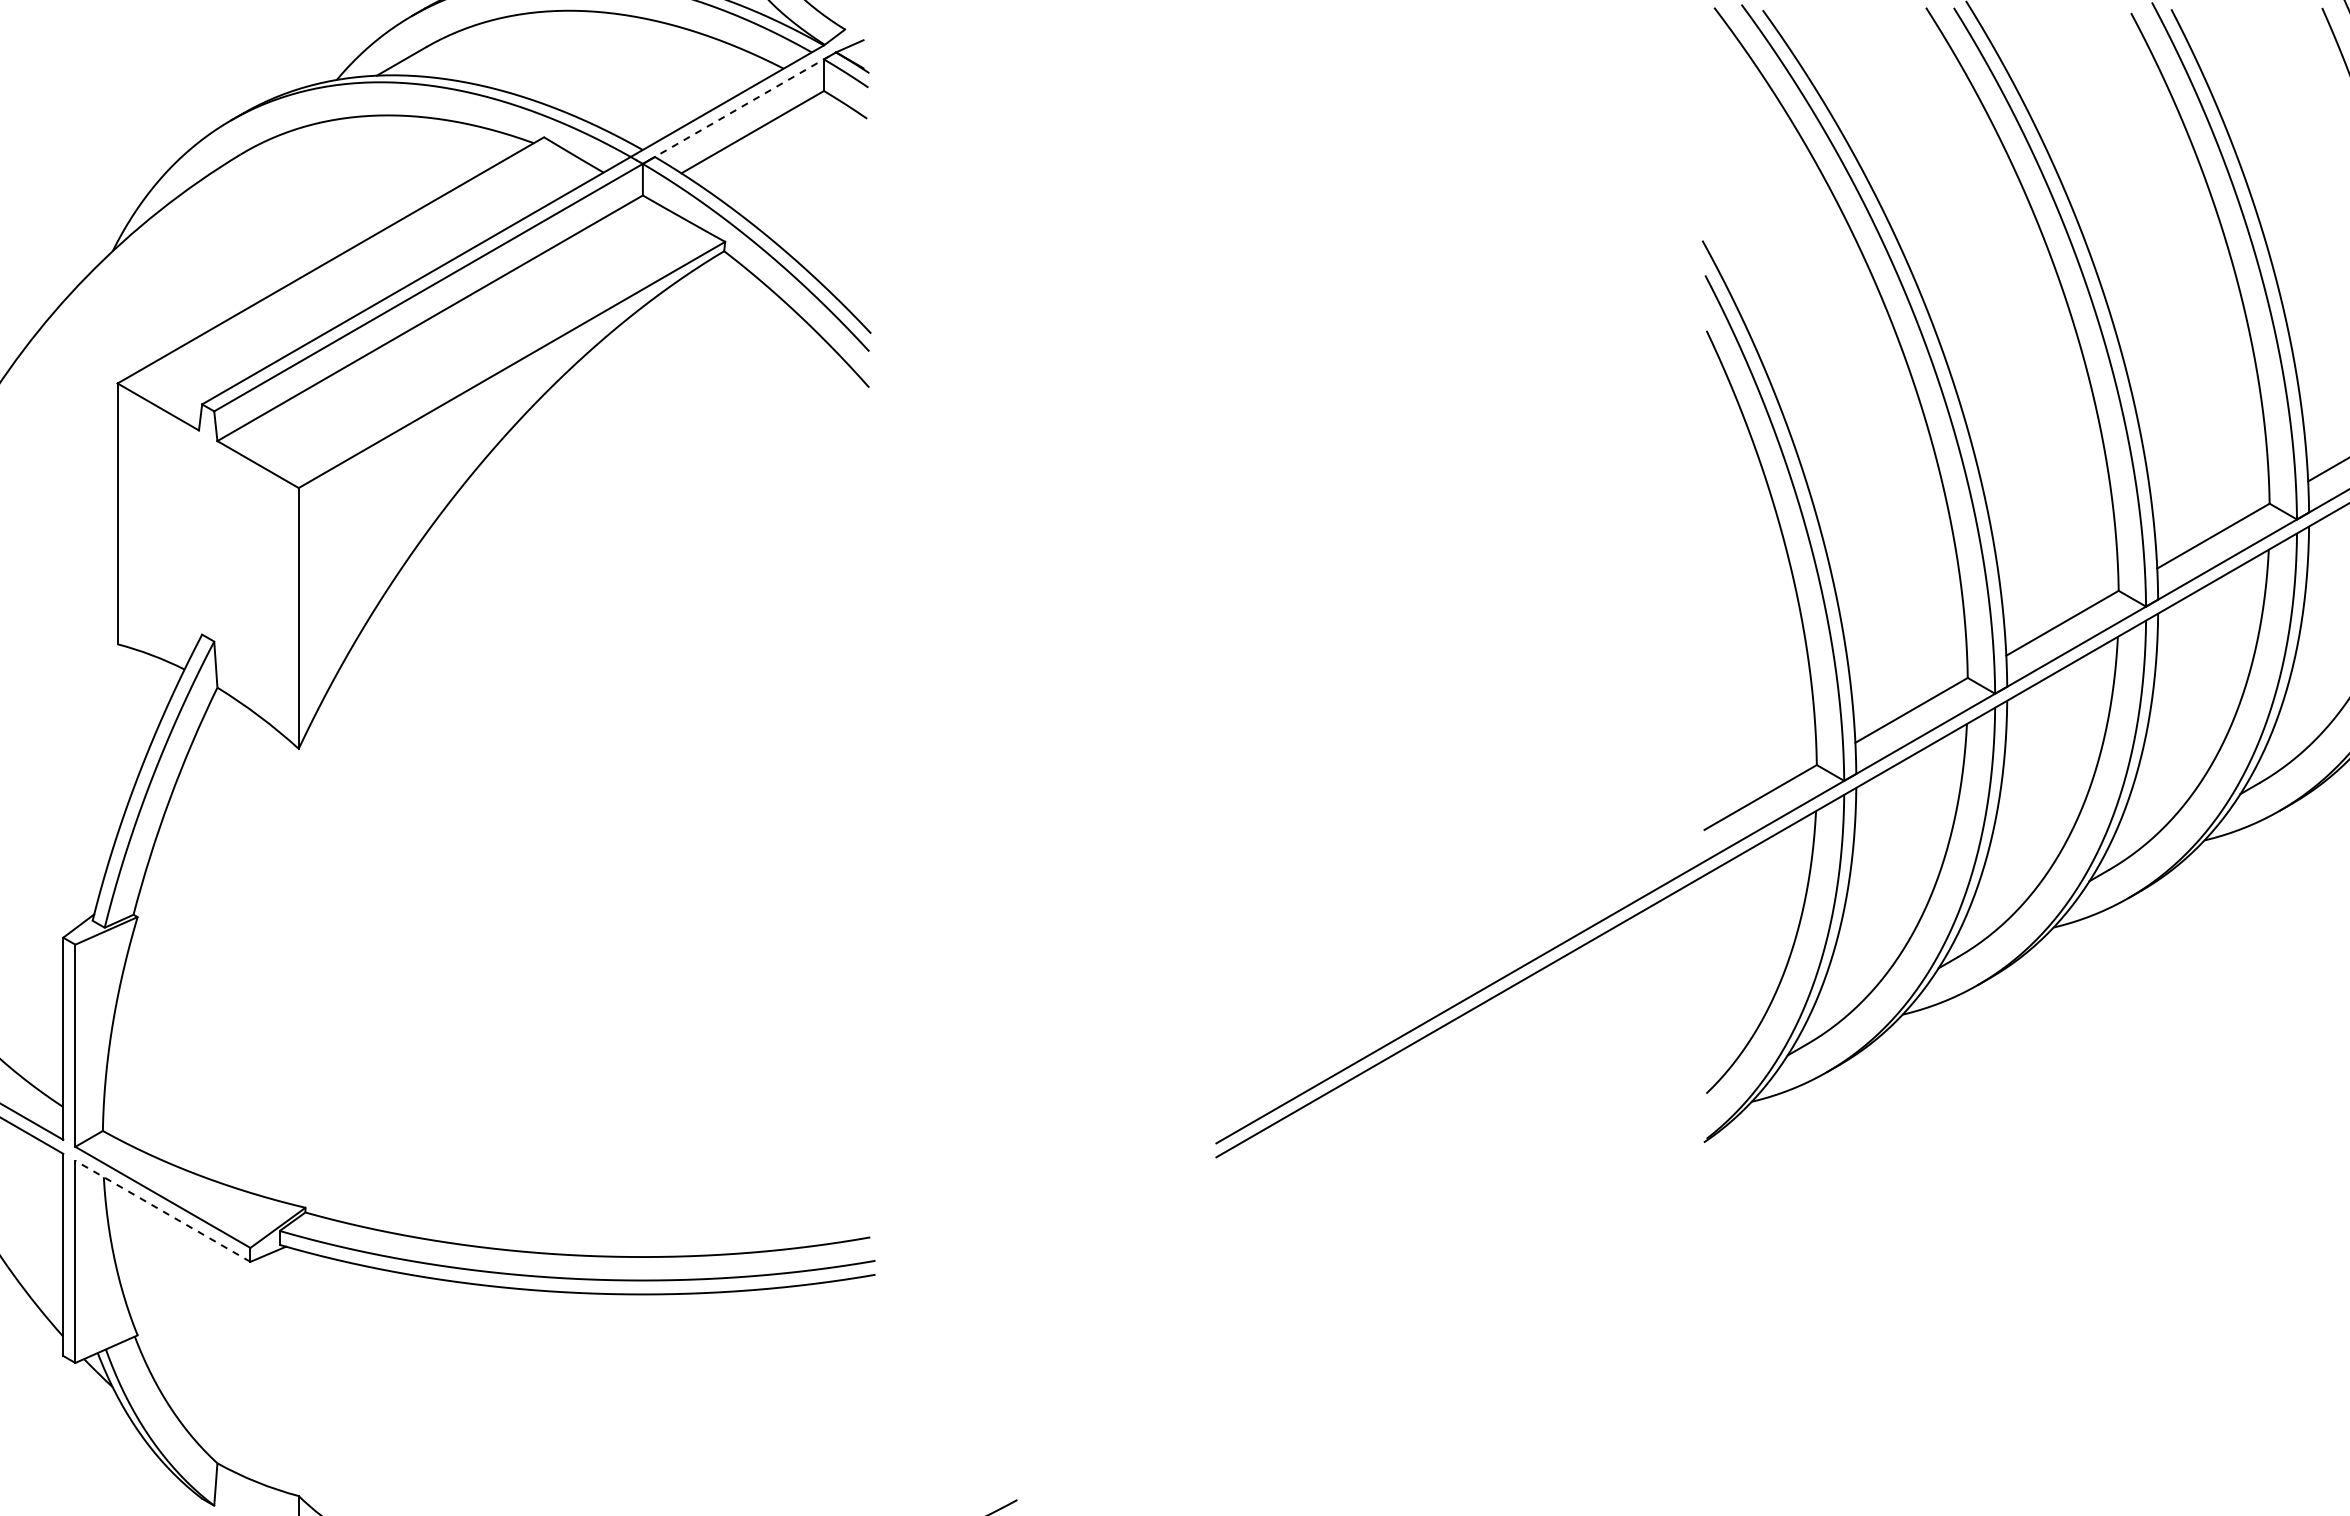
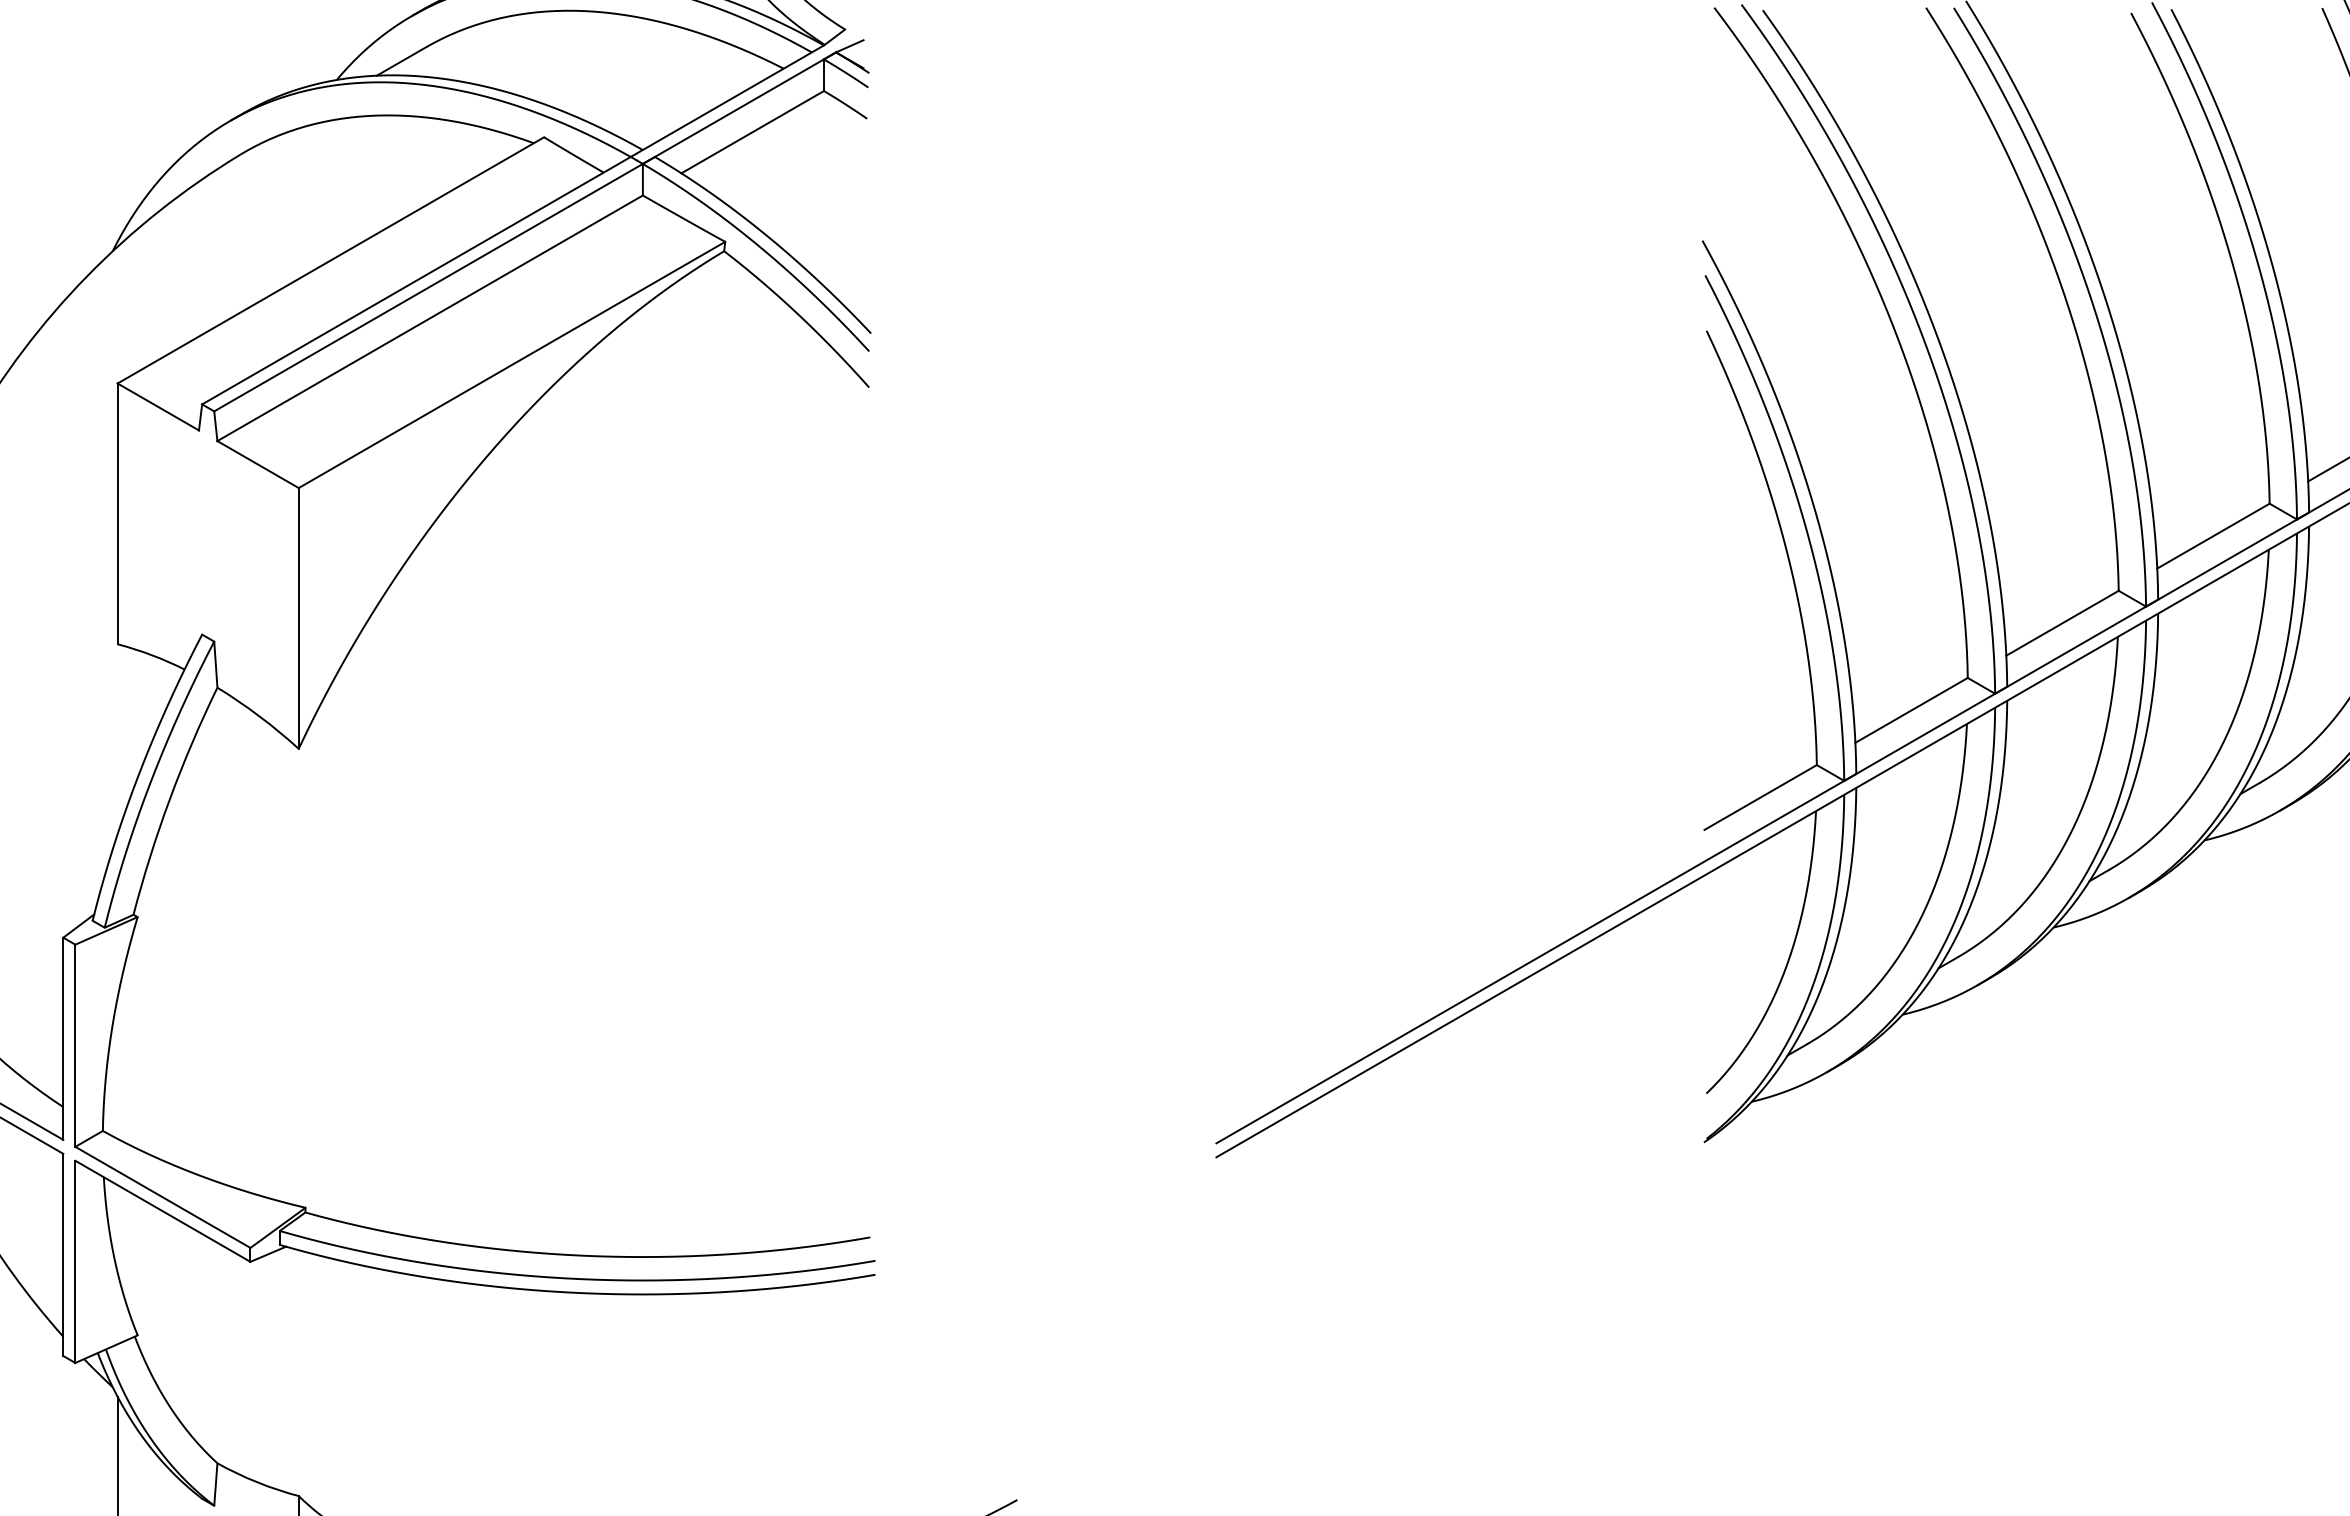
line: dashed -> solid (742, 106)
line: dashed -> solid (162, 1211)
line: none -> present (117, 1454)
